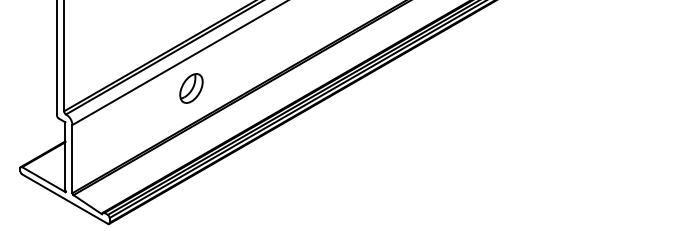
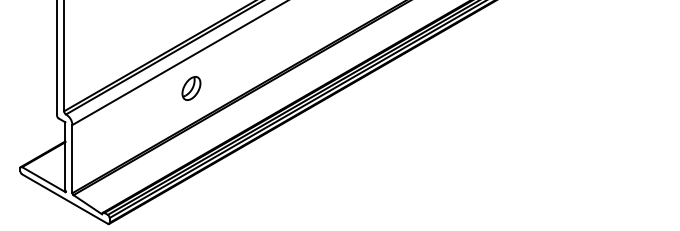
part size: 25x31 px -> 21x25 px (191, 88)
